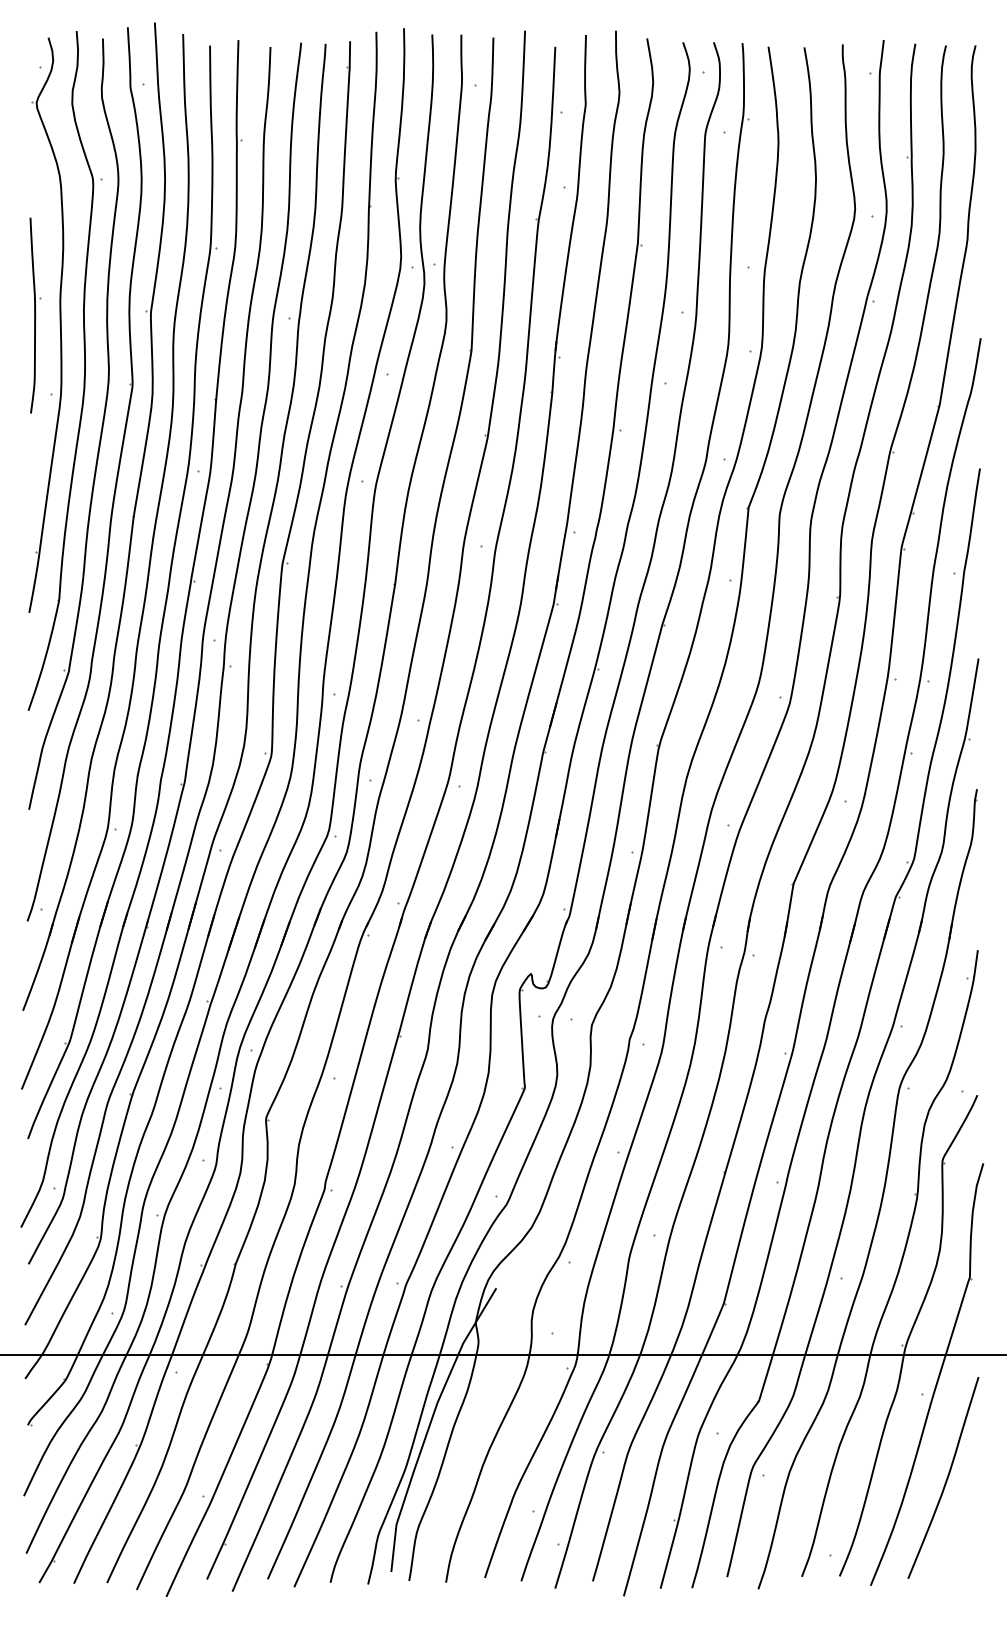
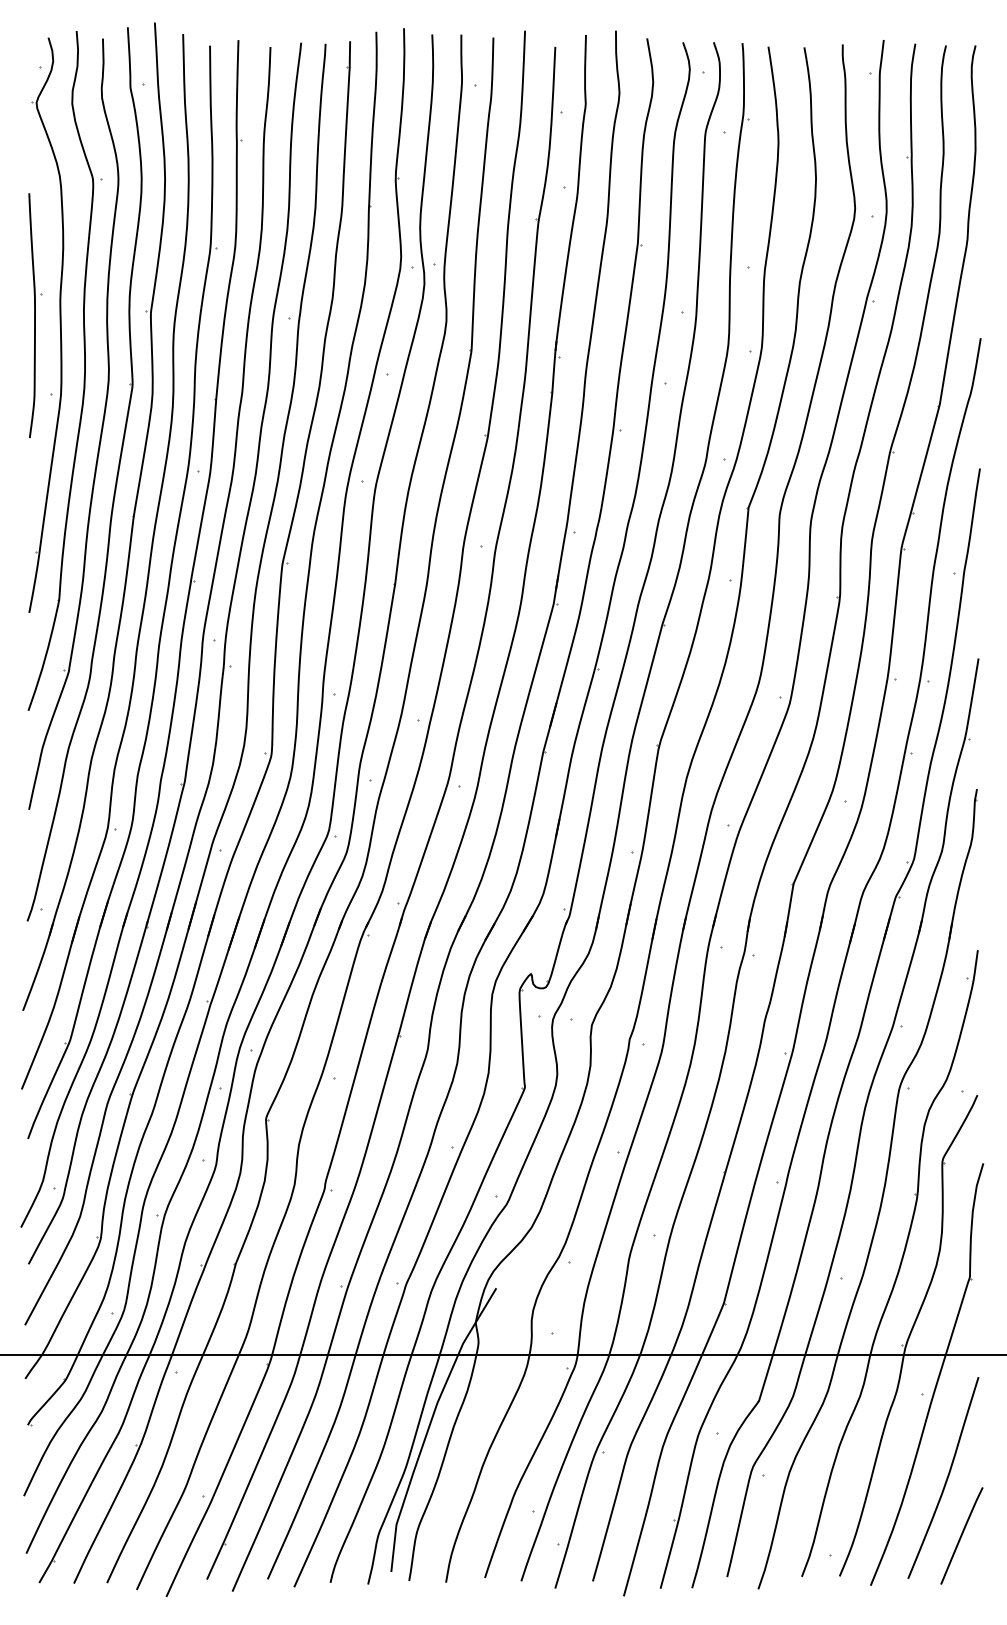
part size: 13x197 px -> 15x245 px (35, 315)
line: none -> present (961, 1535)
